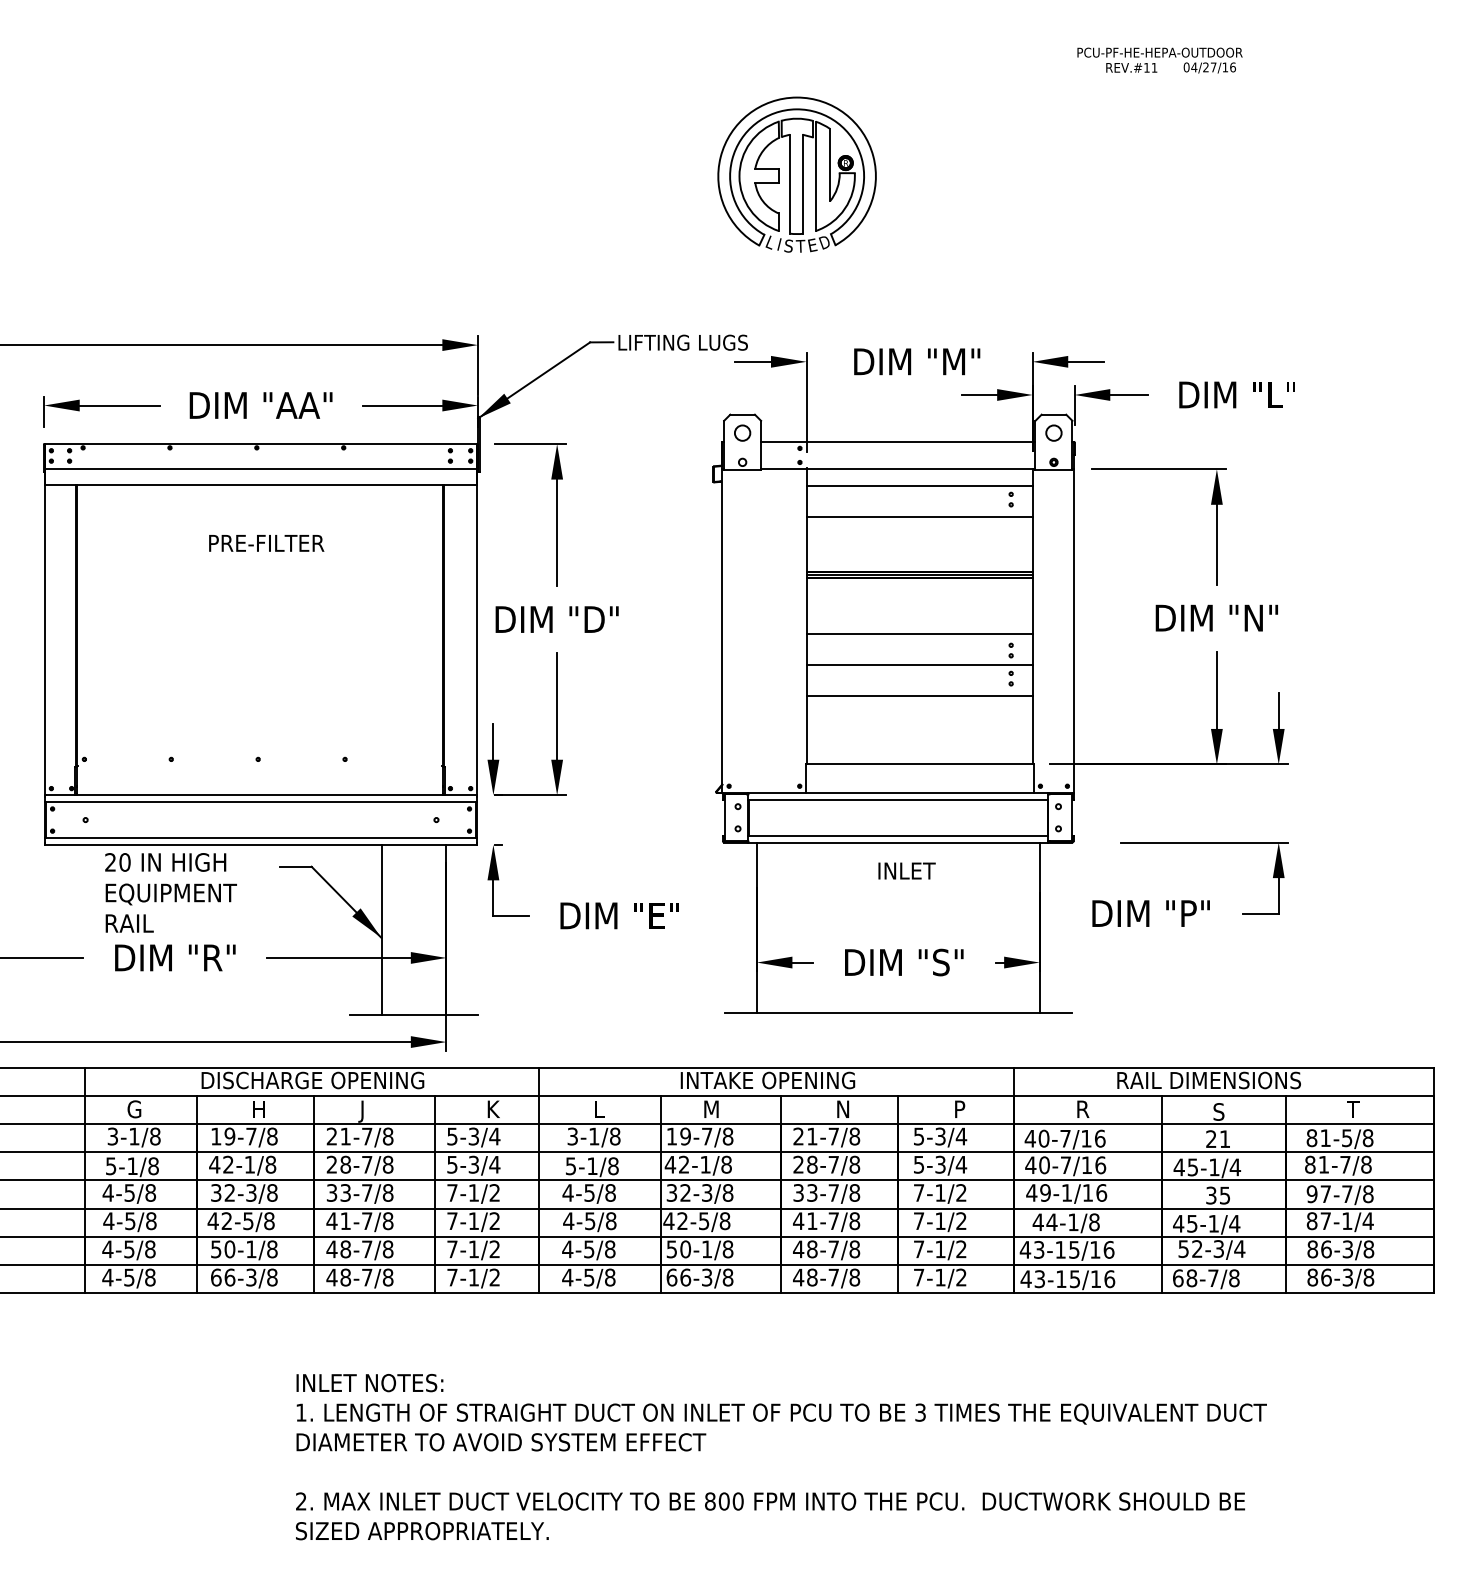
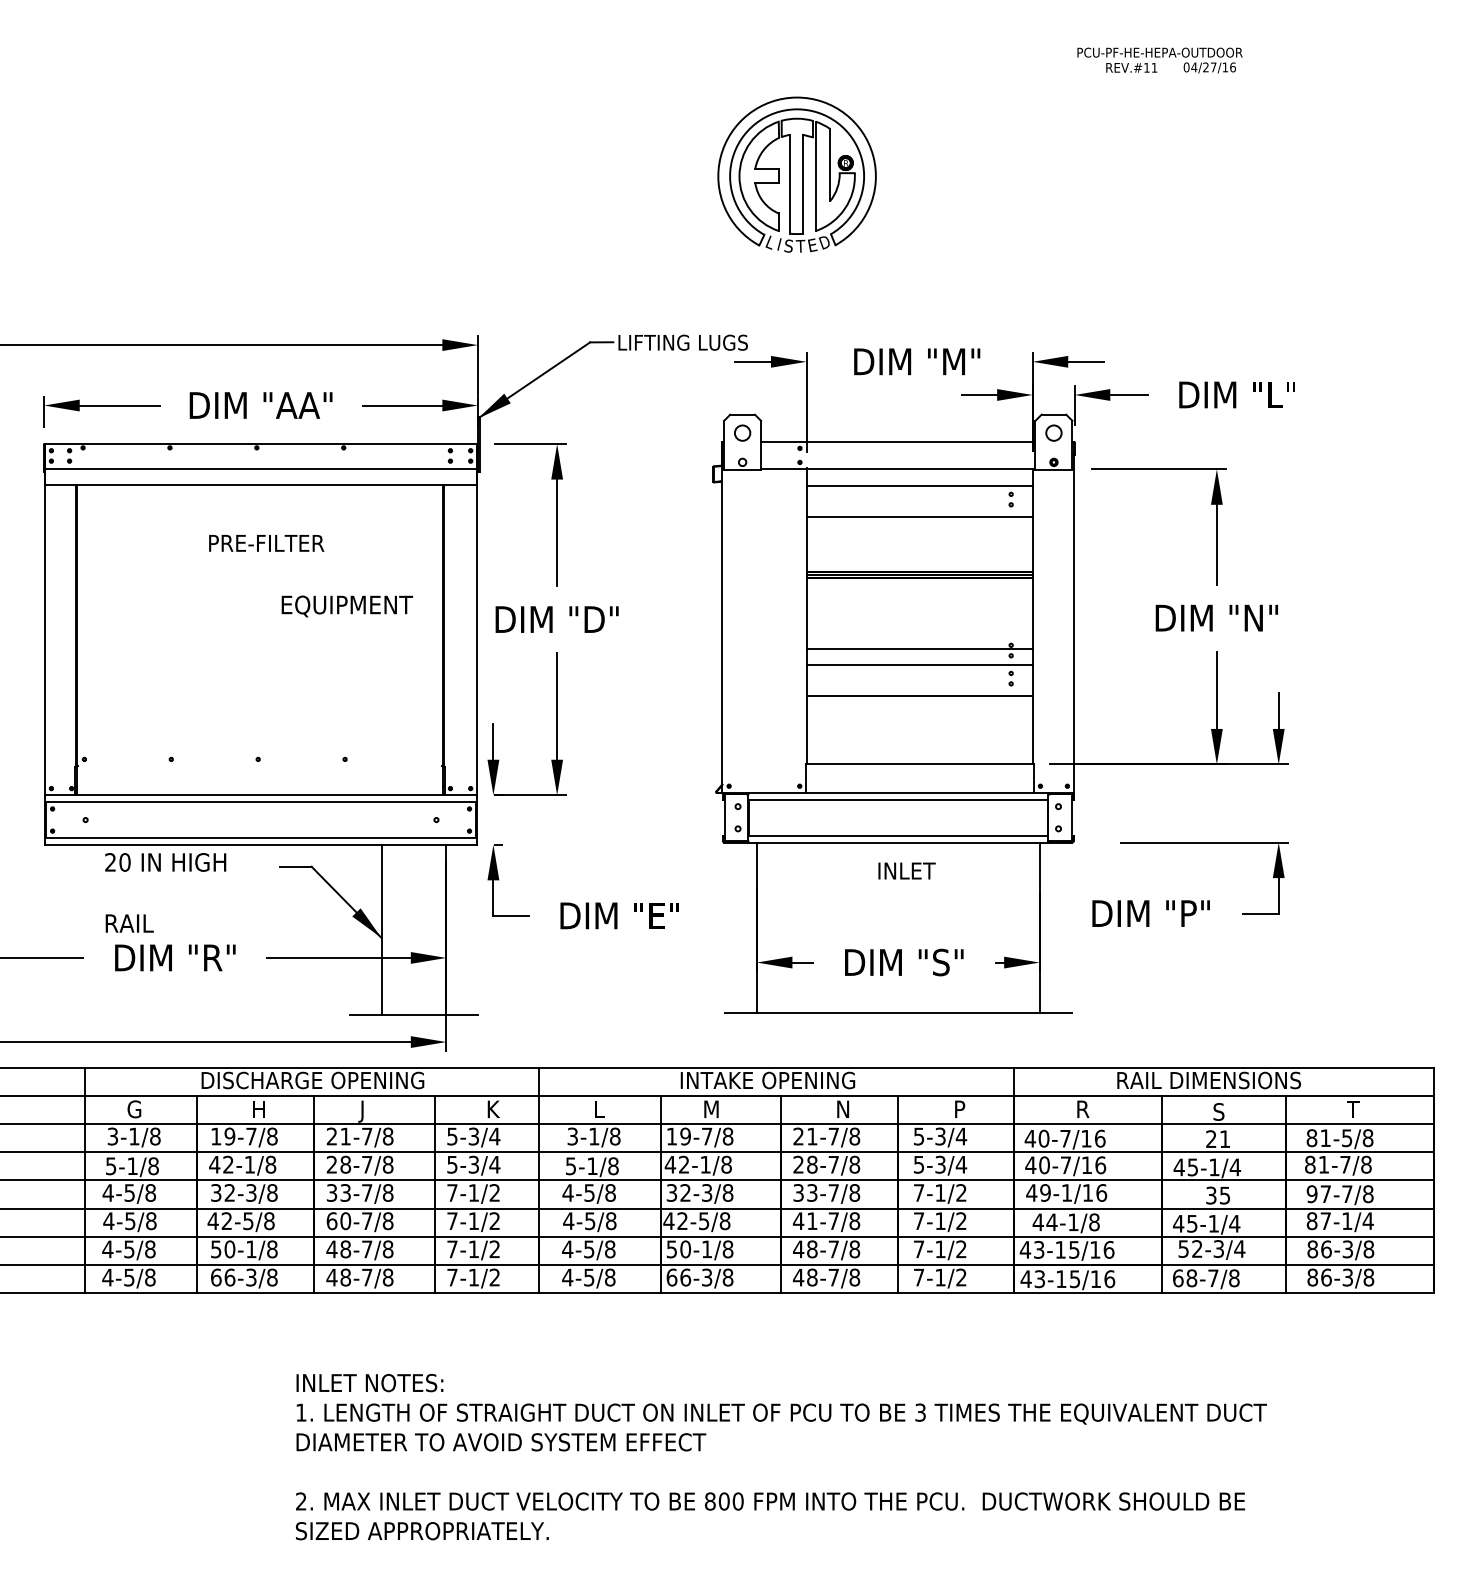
line position: (919, 633) -> (919, 648) (919, 648)
text position: (170, 894) -> (346, 606) (346, 606)
text: 41-7/8 -> 60-7/8 (338, 1221)
